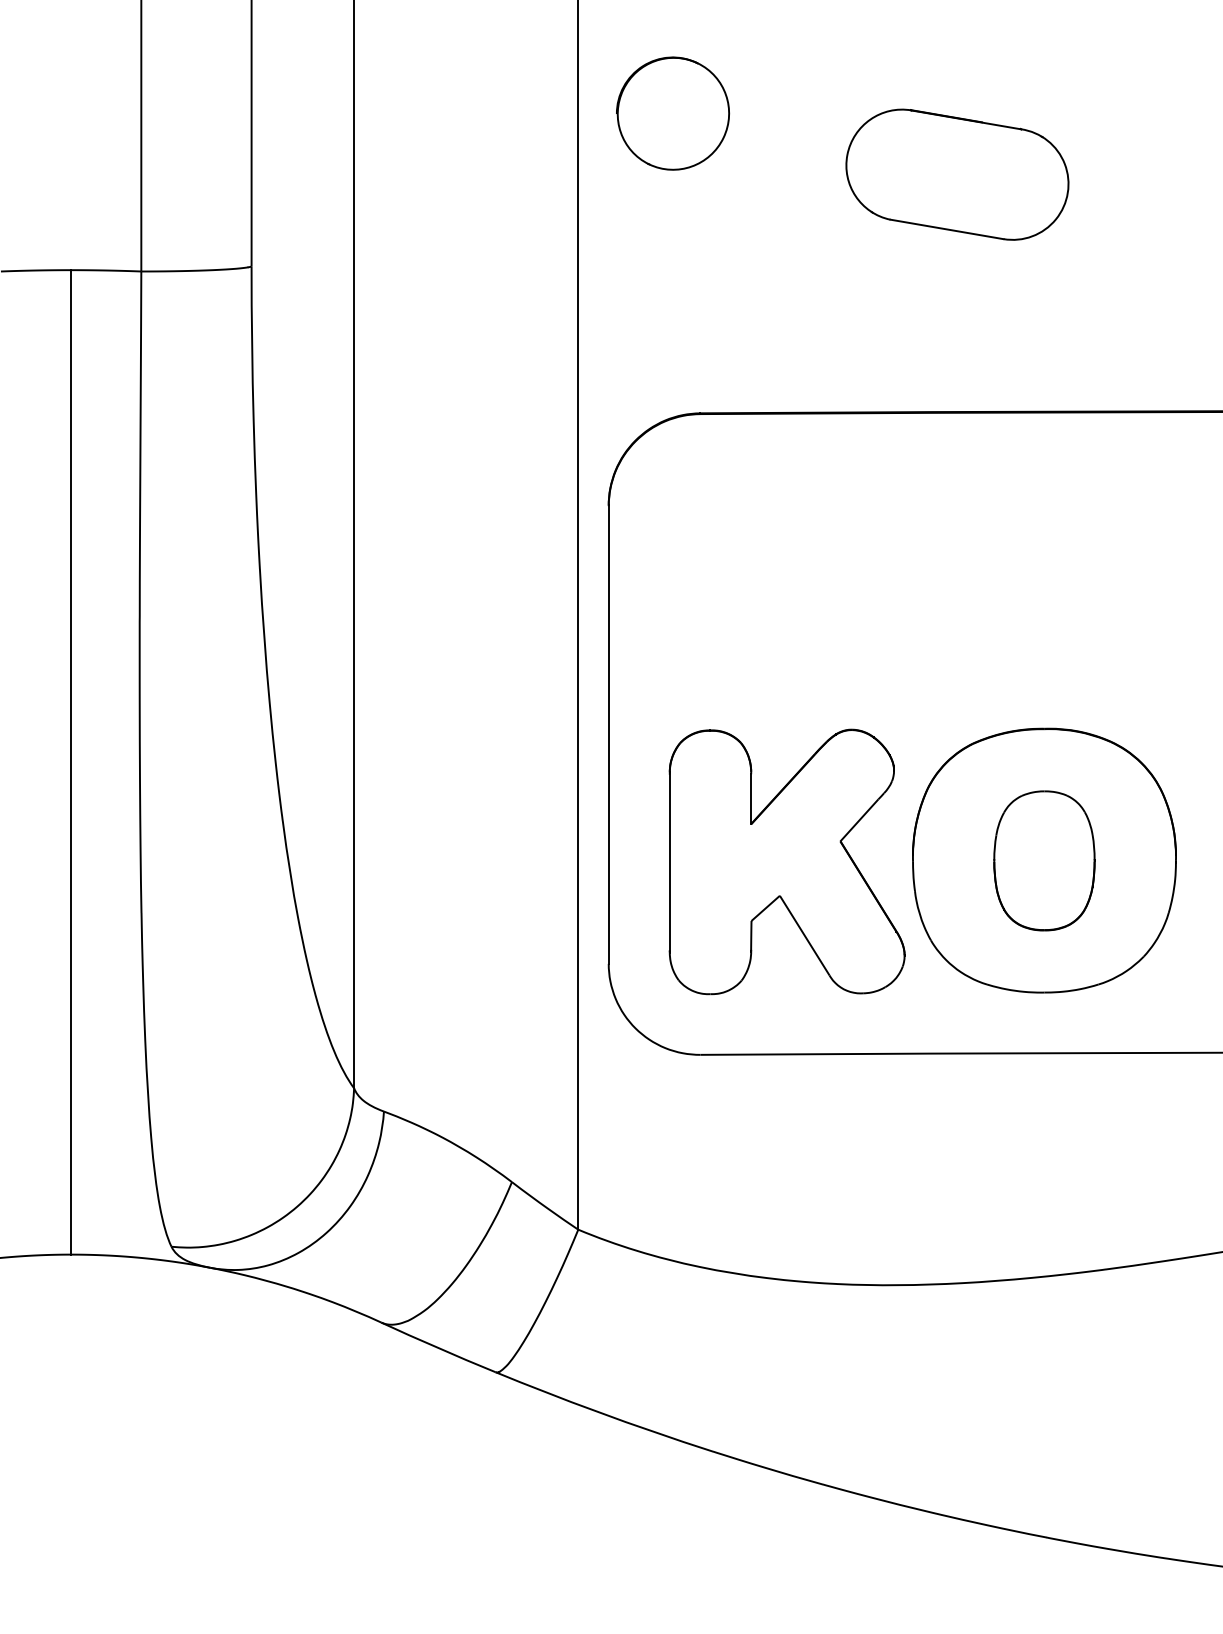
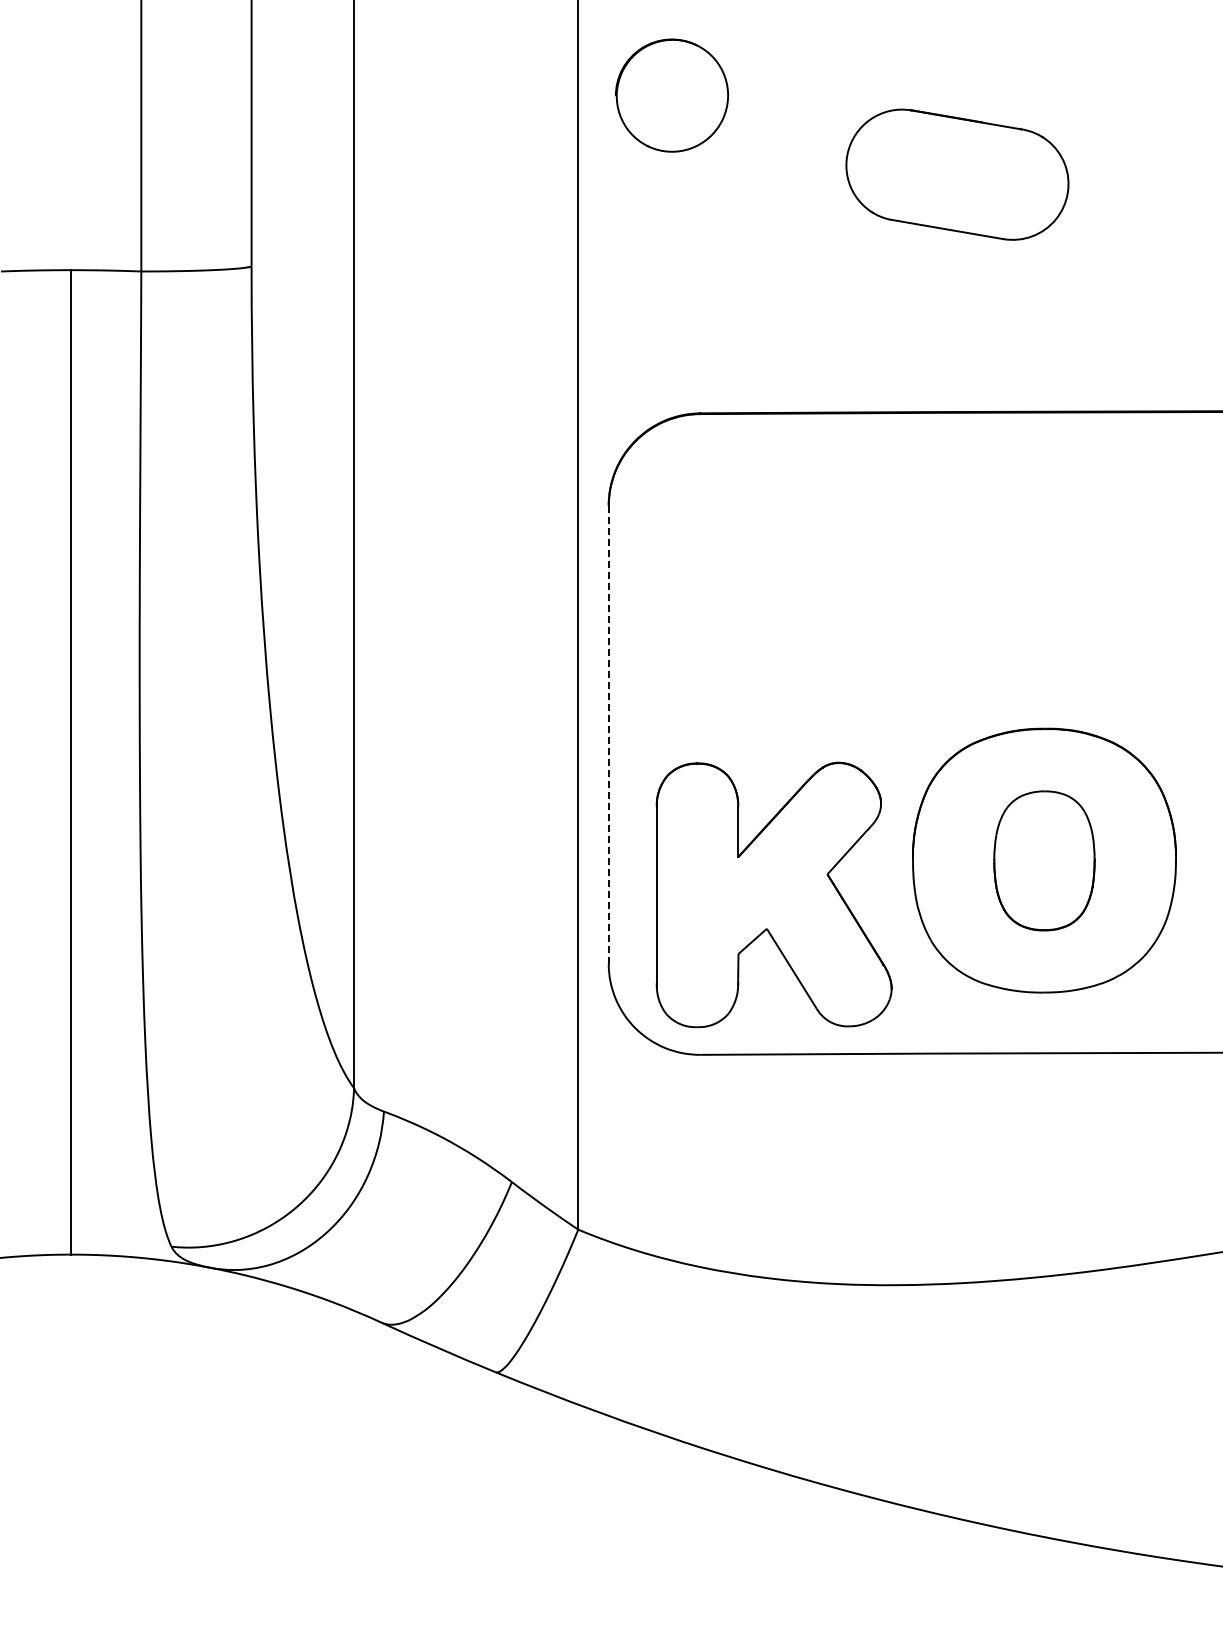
part position: (672, 113) -> (671, 95) (671, 95)
line: solid -> dashed (608, 734)
part position: (786, 861) -> (773, 894) (773, 894)
